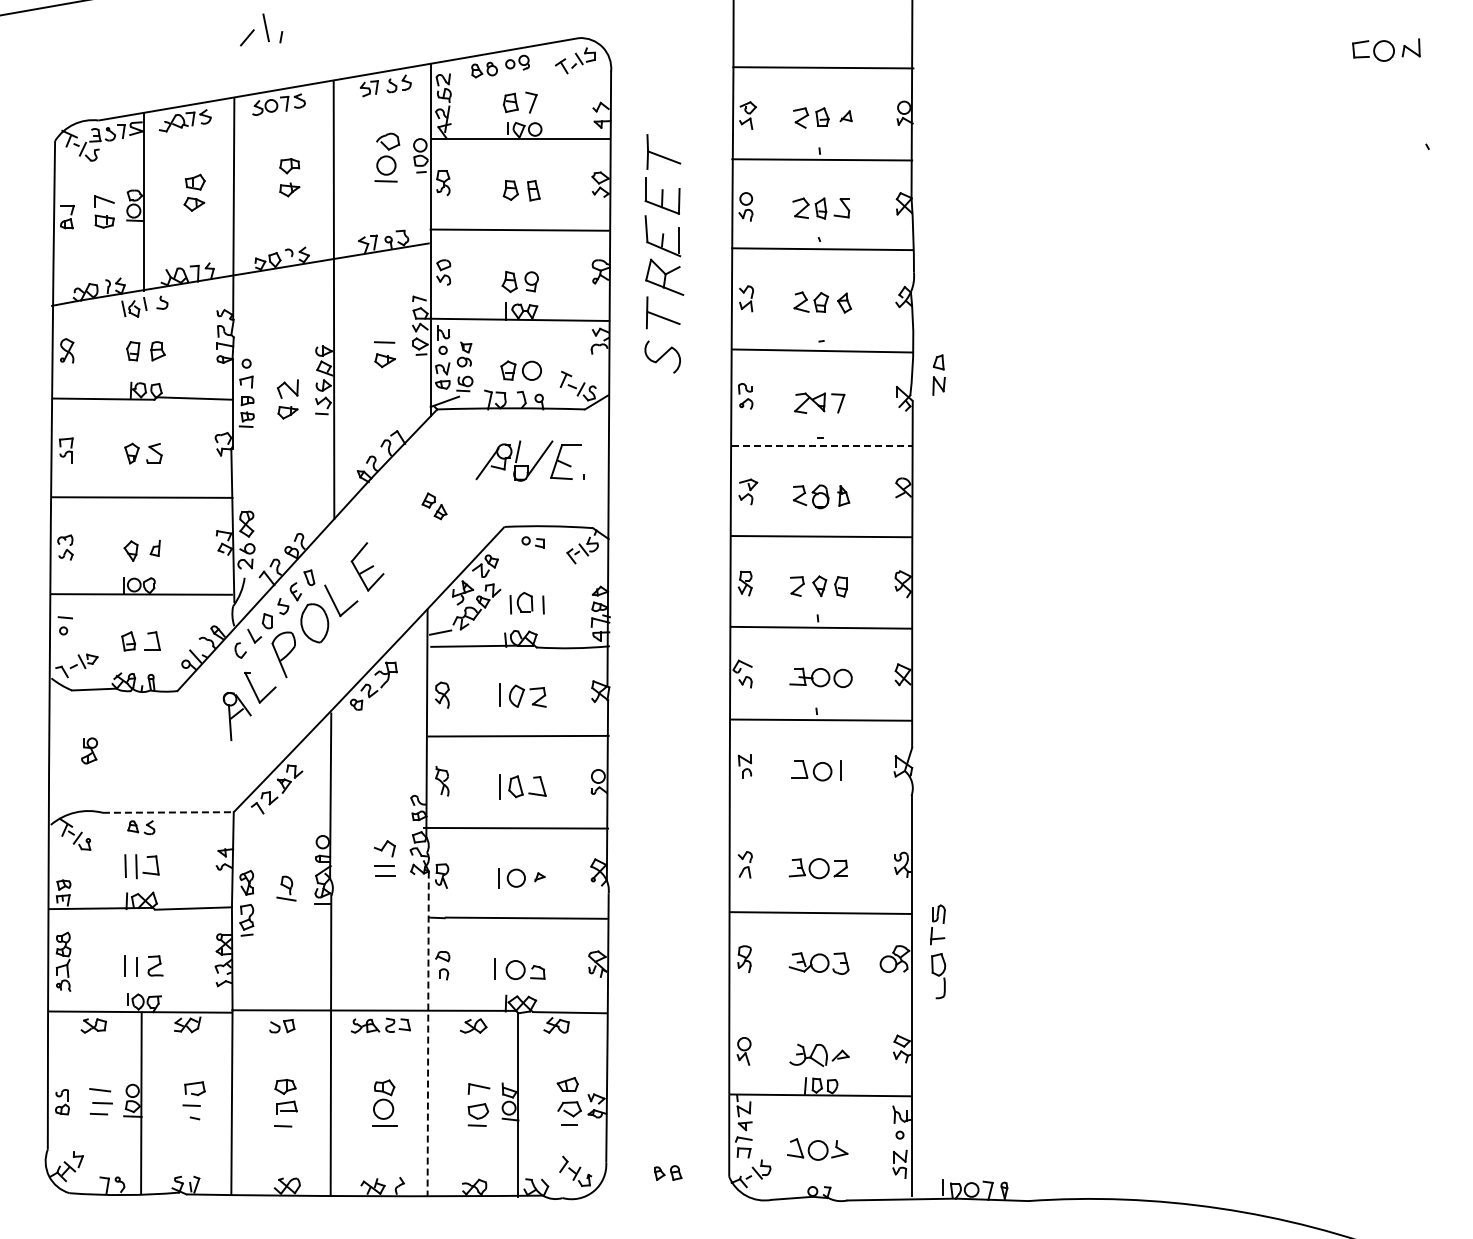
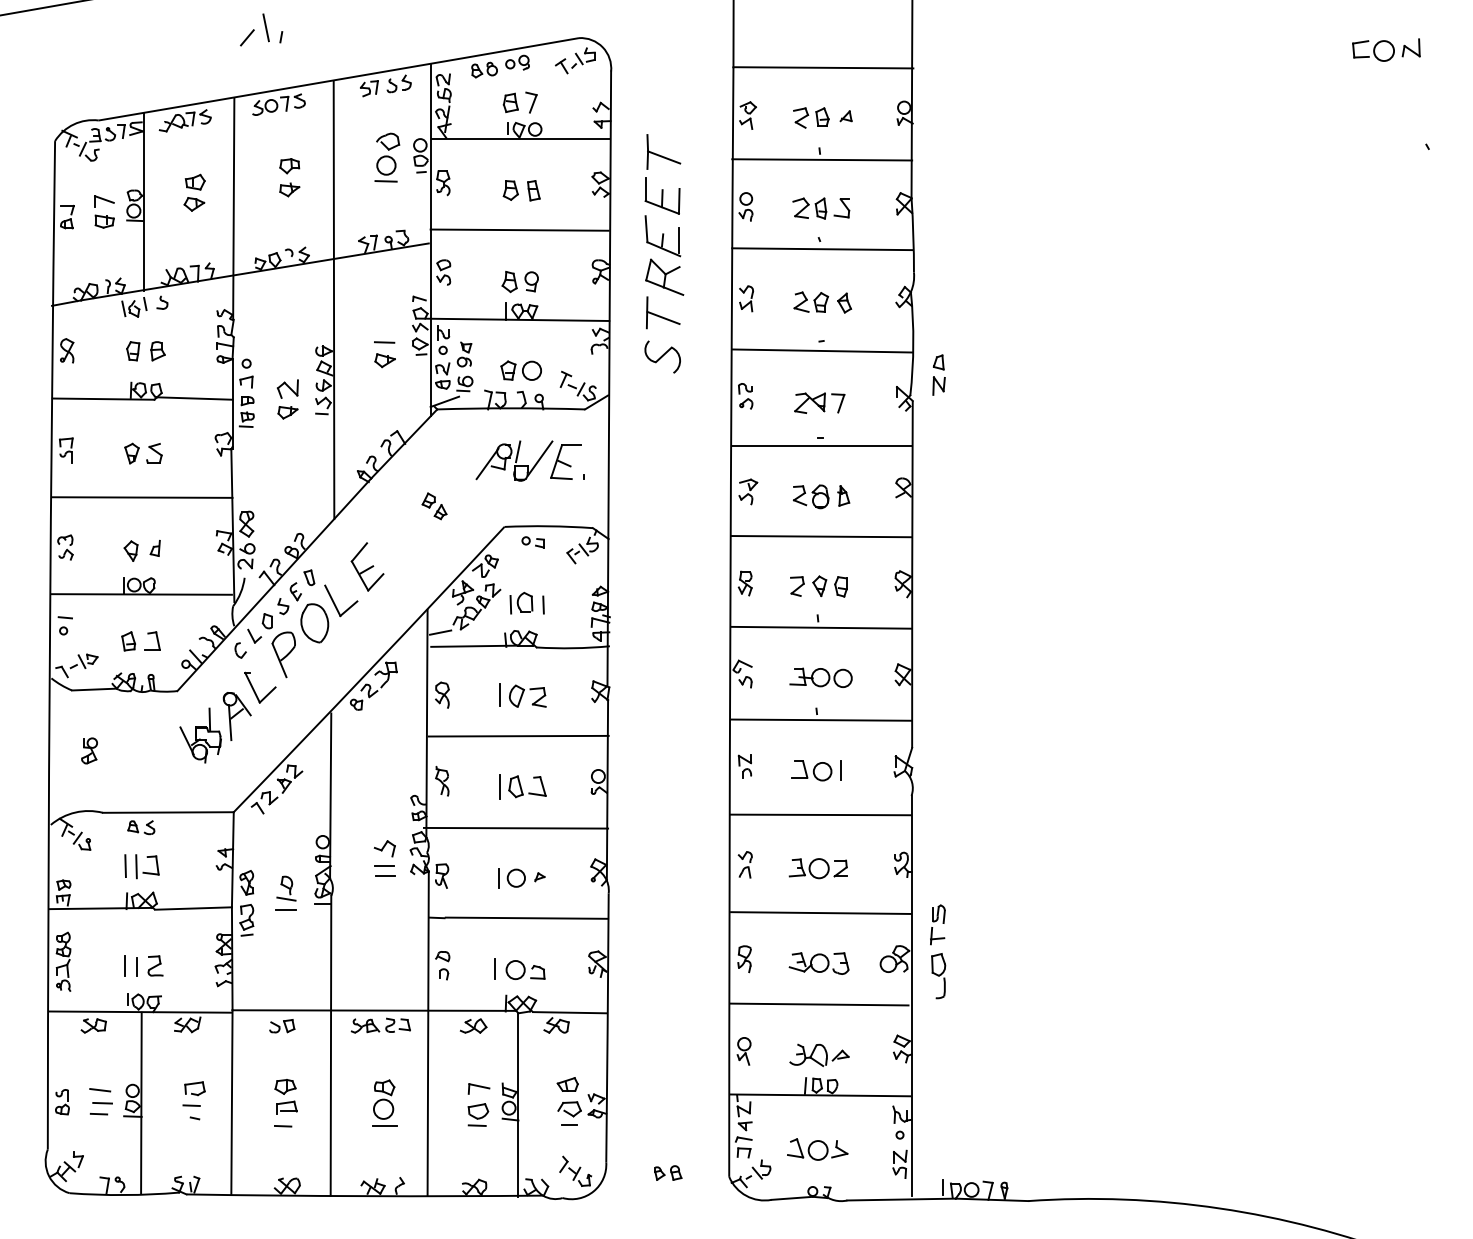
line: dashed -> solid (821, 446)
part: none -> present (200, 735)
line: dashed -> solid (168, 812)
line: none -> present (820, 814)
line: none -> present (285, 909)
line: none -> present (819, 1004)
line: dashed -> solid (428, 1034)
